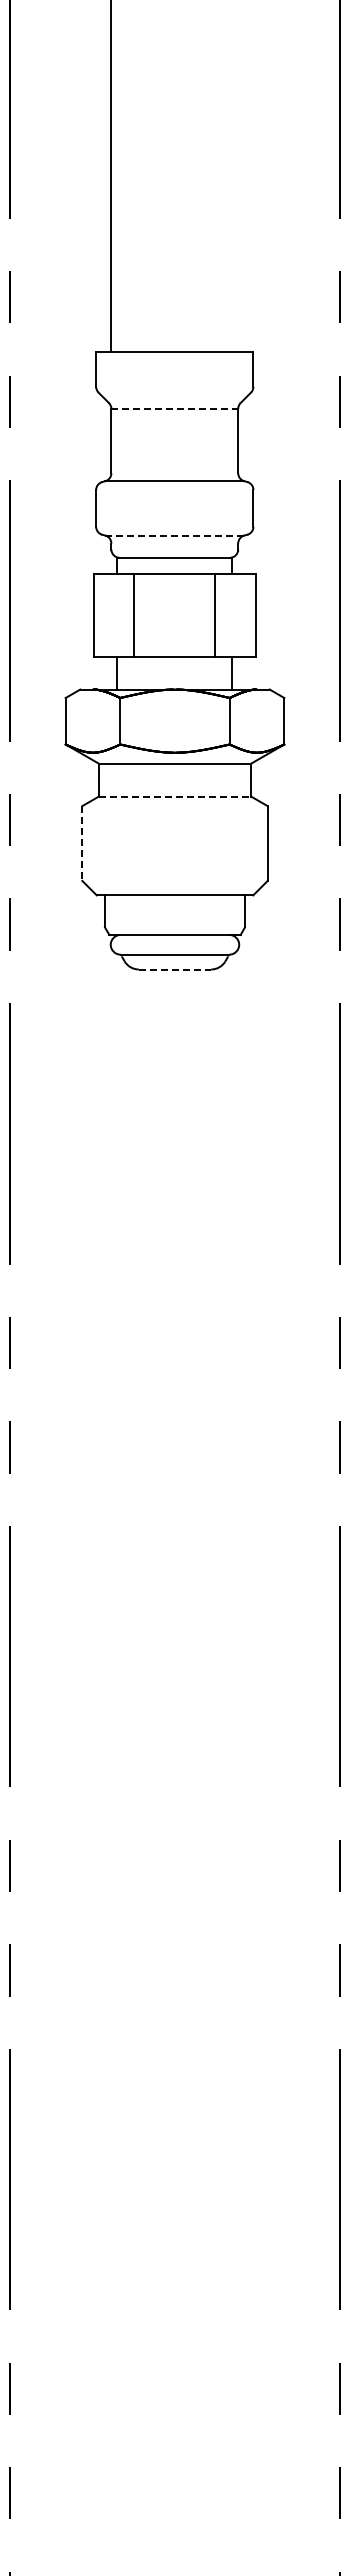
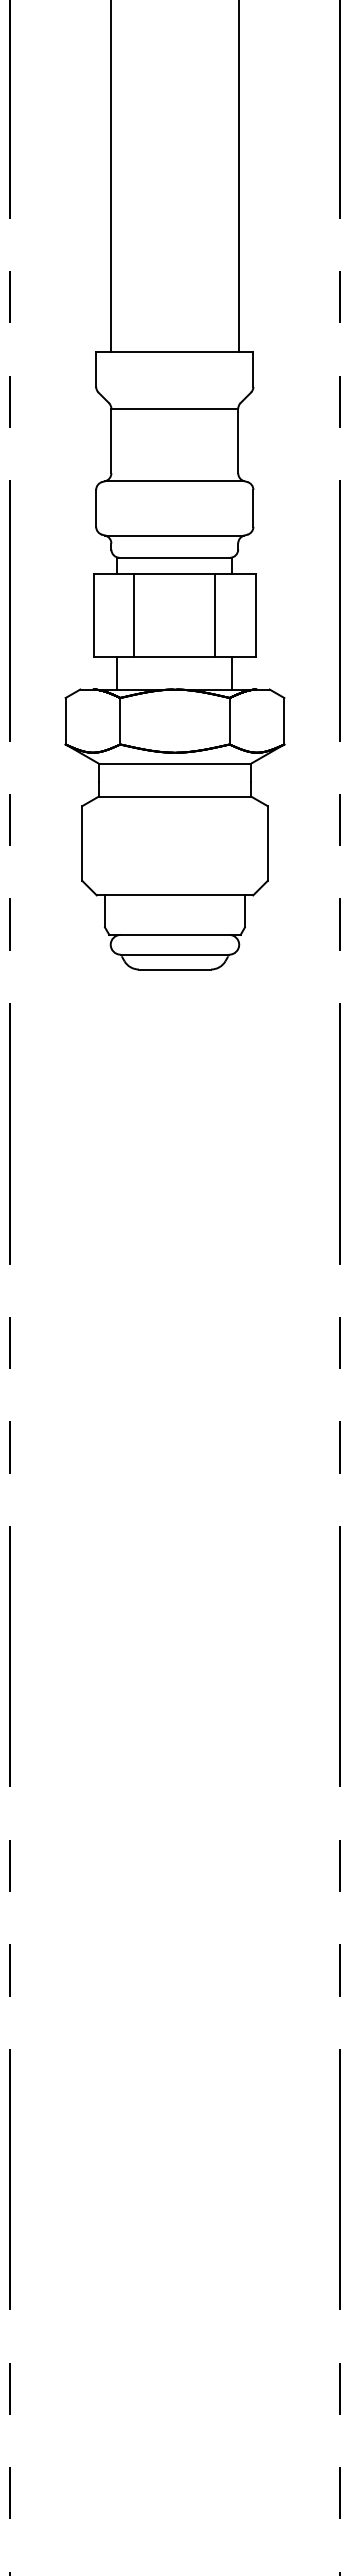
line: none -> present (238, 176)
line: dashed -> solid (175, 408)
line: dashed -> solid (174, 535)
line: dashed -> solid (175, 796)
line: dashed -> solid (82, 844)
line: dashed -> solid (175, 969)
